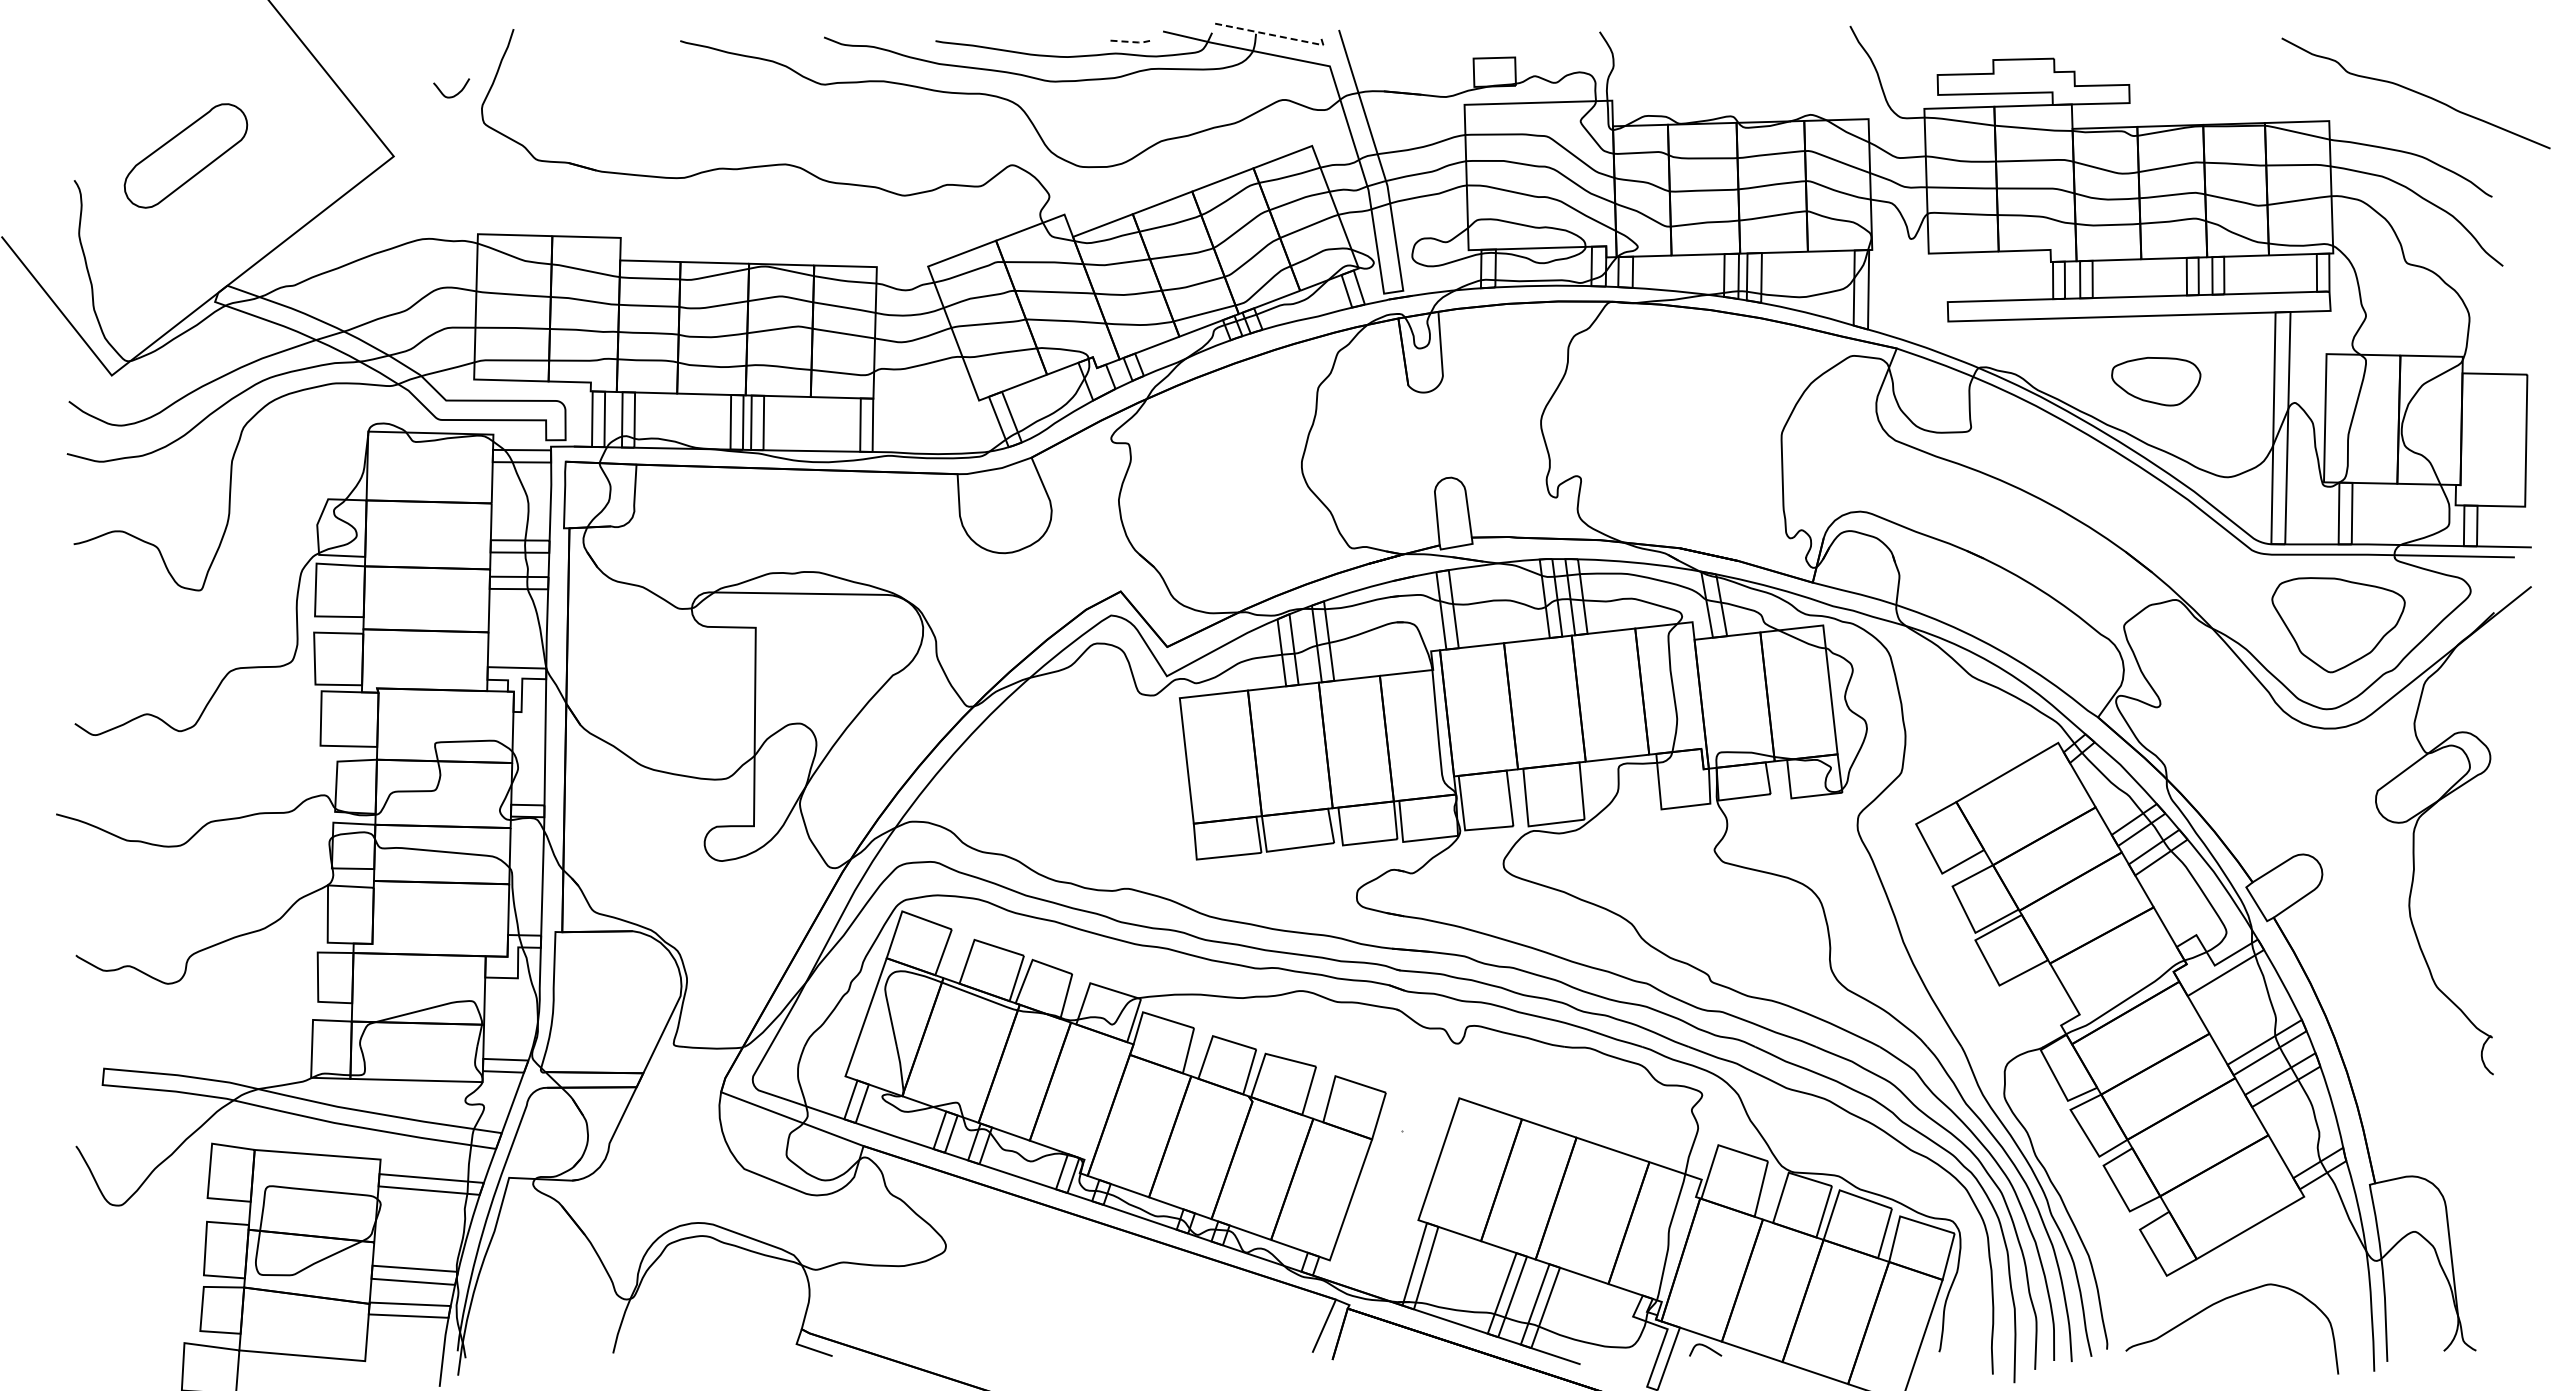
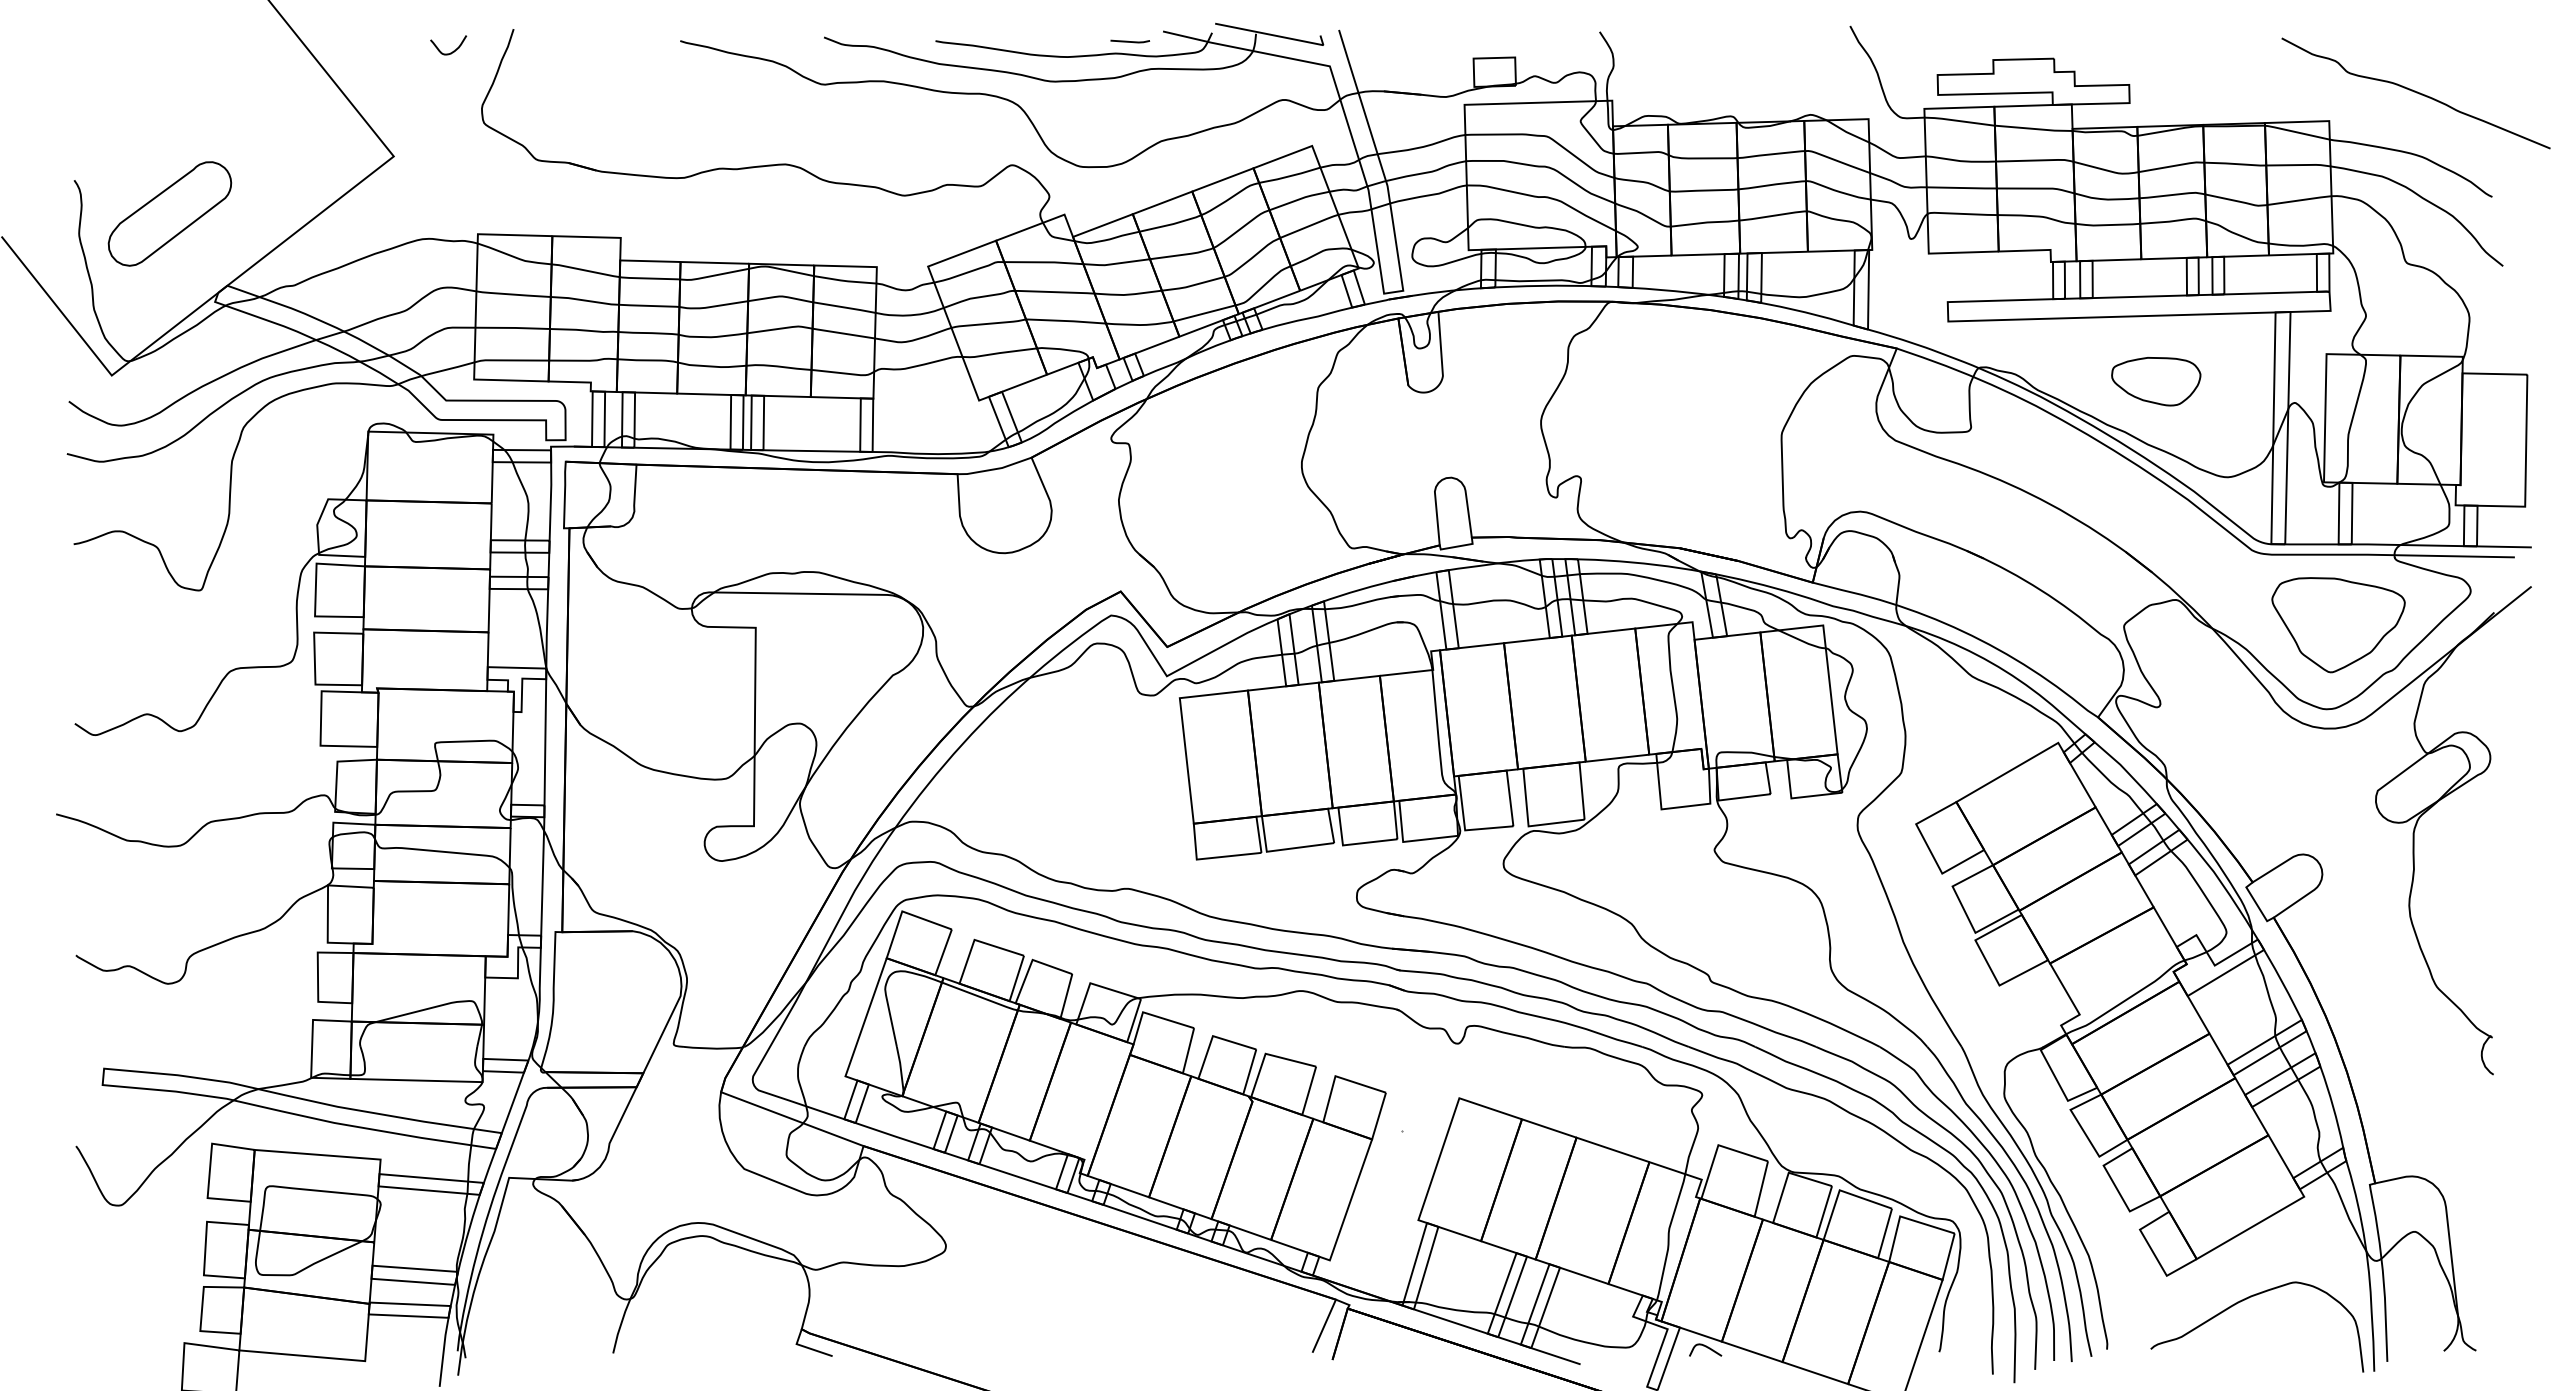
line: dashed -> solid (1275, 35)
line: dashed -> solid (1131, 42)
curve position: (456, 93) -> (453, 50) (453, 50)
part position: (185, 155) -> (169, 213) (169, 213)
curve position: (2222, 1301) -> (2247, 1299) (2247, 1299)
